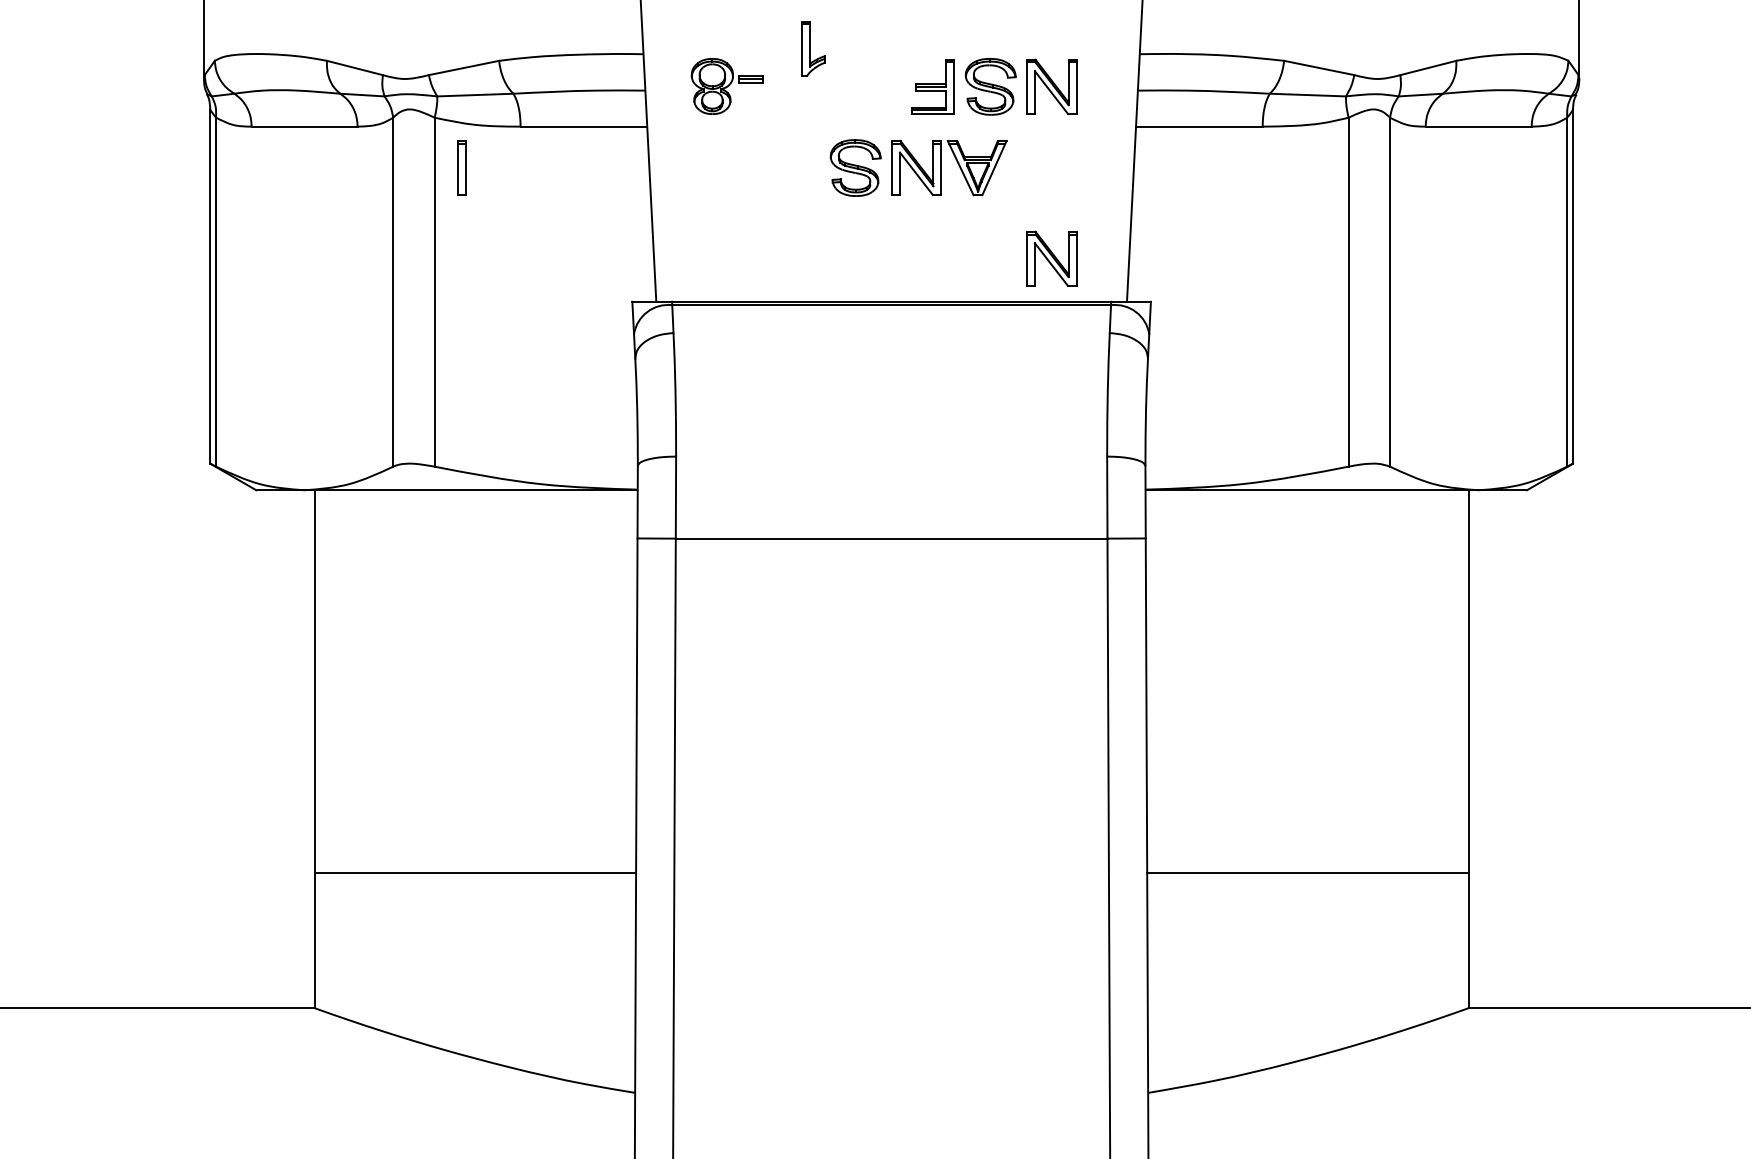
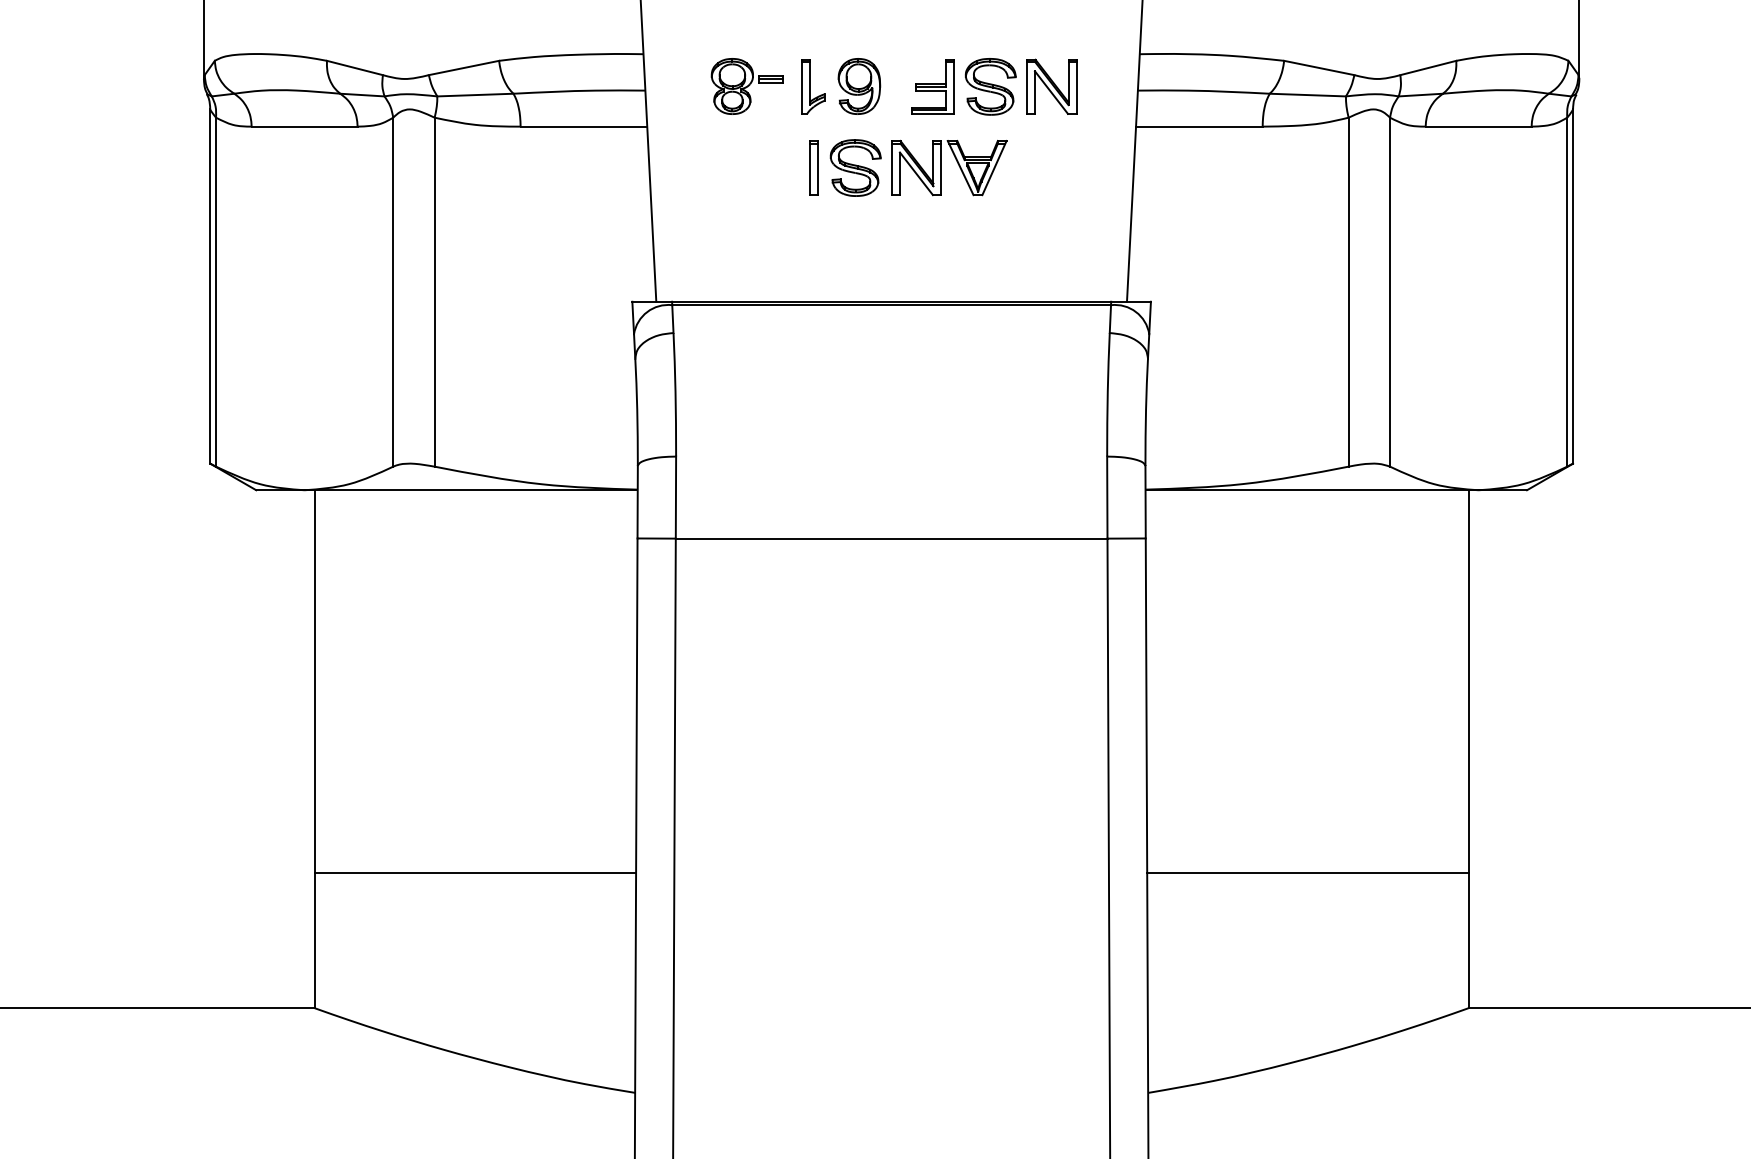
part position: (813, 48) -> (813, 86) (813, 86)
part position: (726, 86) -> (746, 86) (746, 86)
part: none -> present (859, 86)
part position: (461, 167) -> (813, 167) (813, 167)
part: present -> none (1051, 258)
